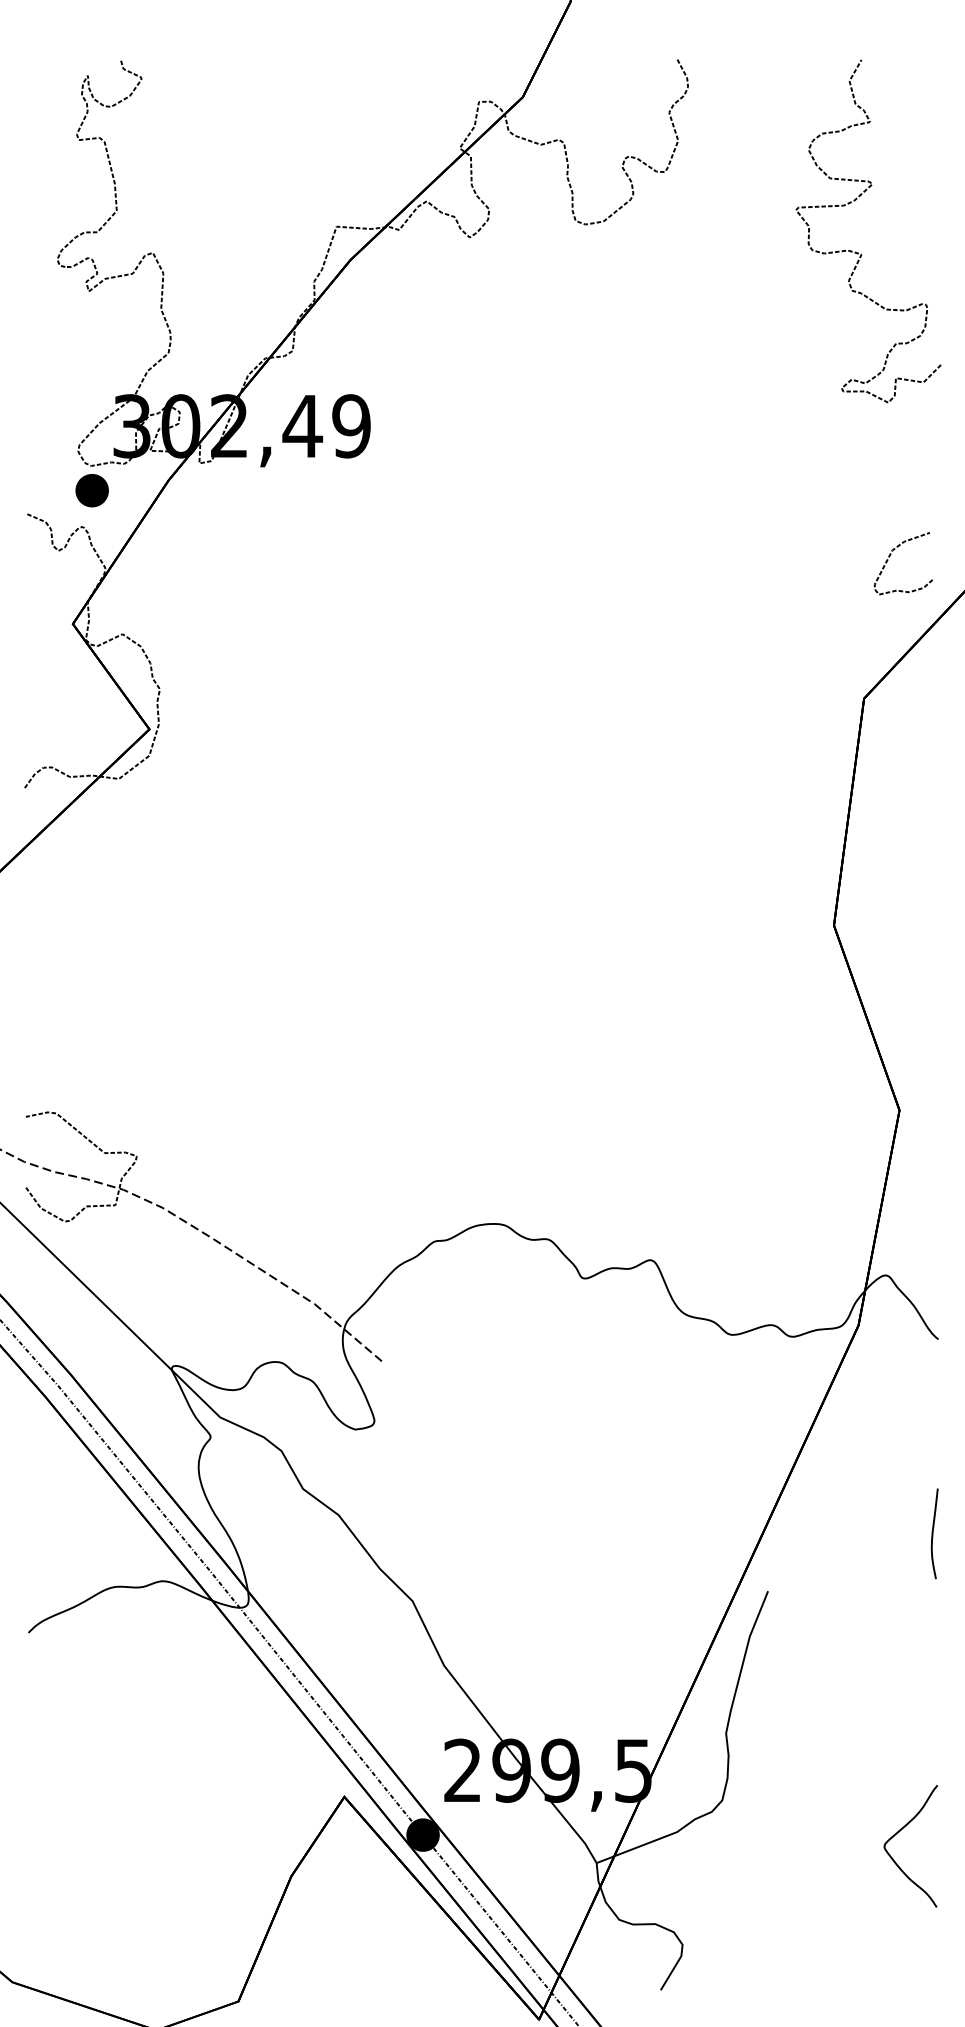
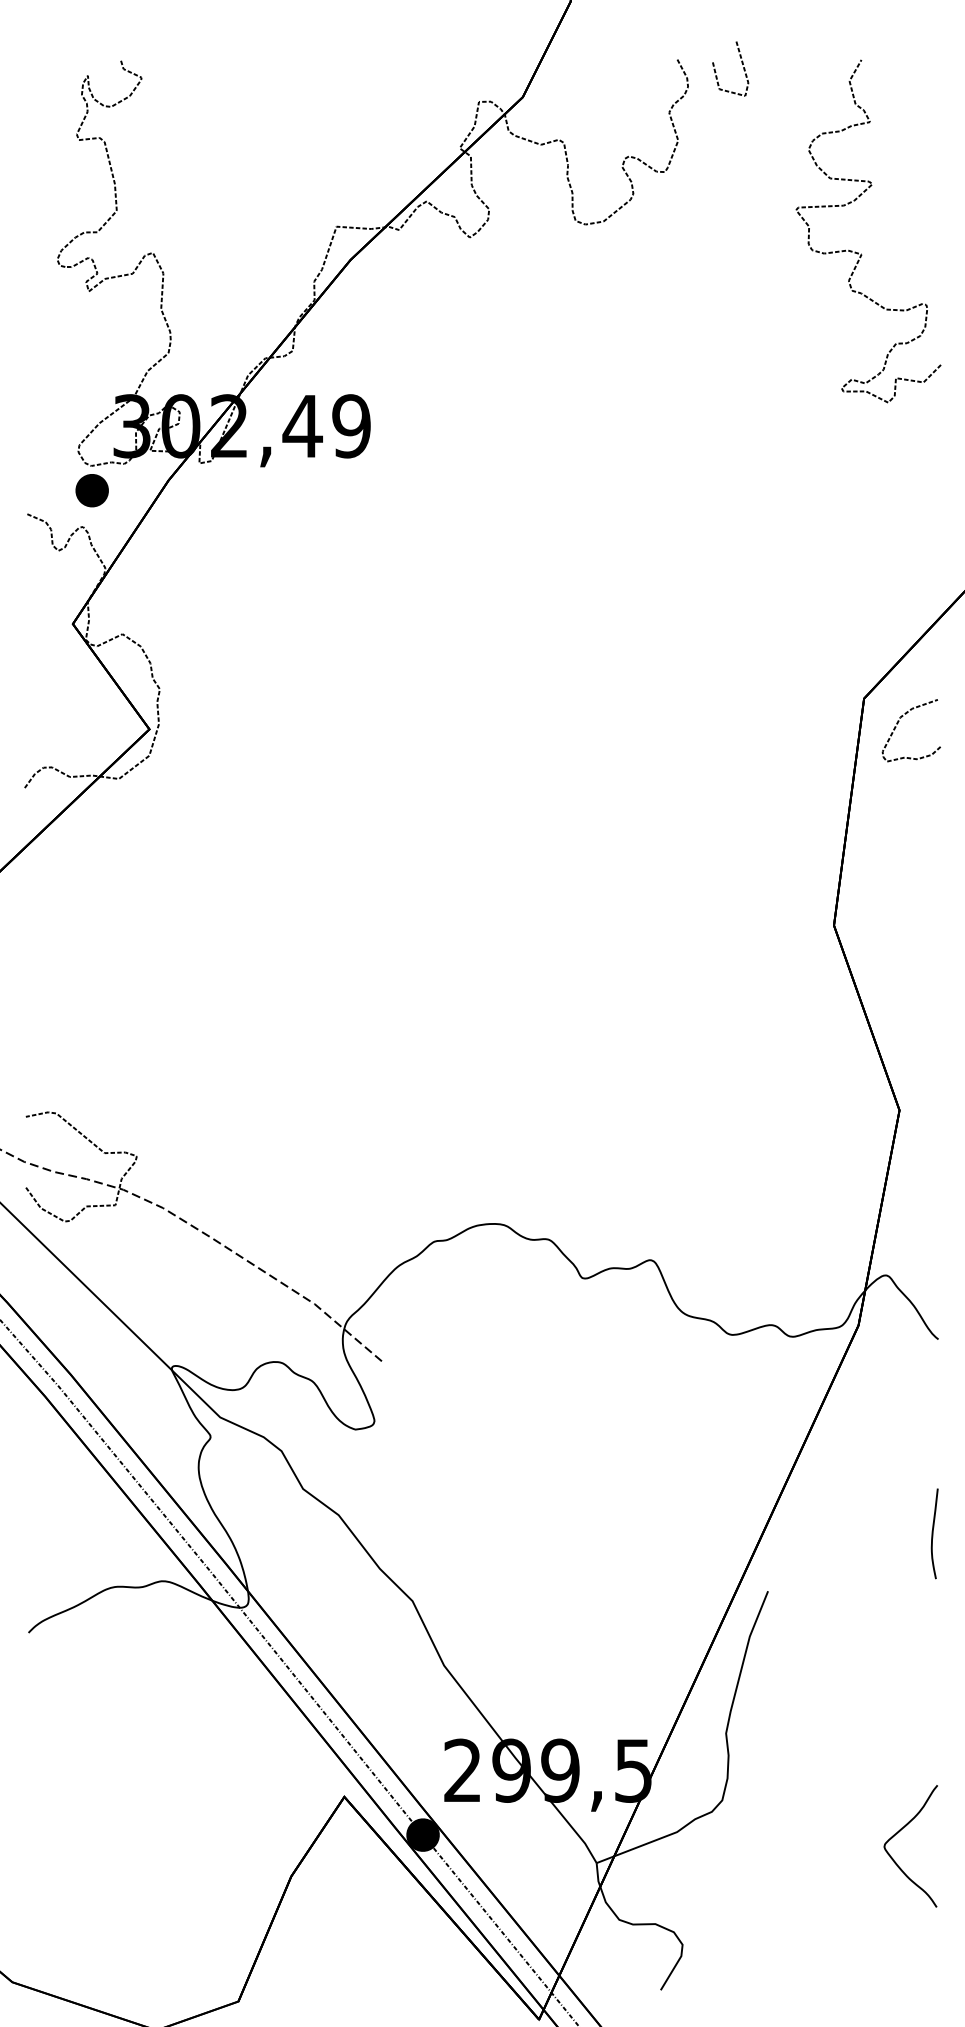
line: none -> present (741, 63)
curve position: (890, 556) -> (898, 723) (898, 723)
